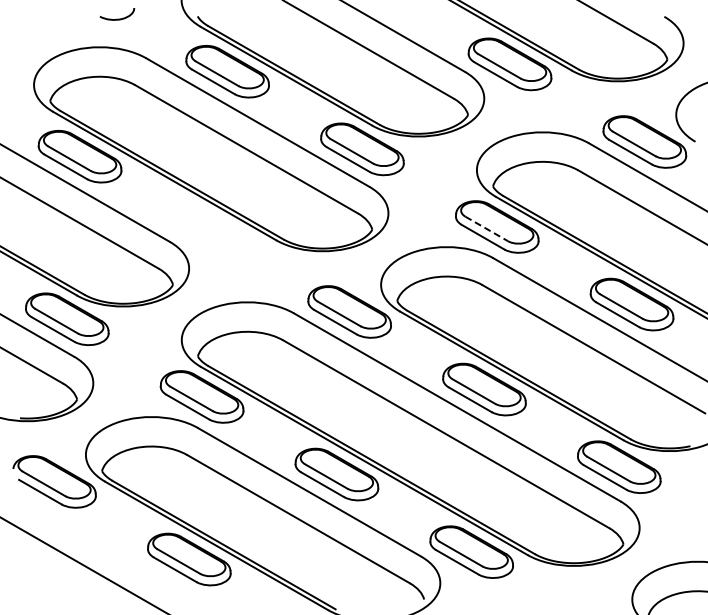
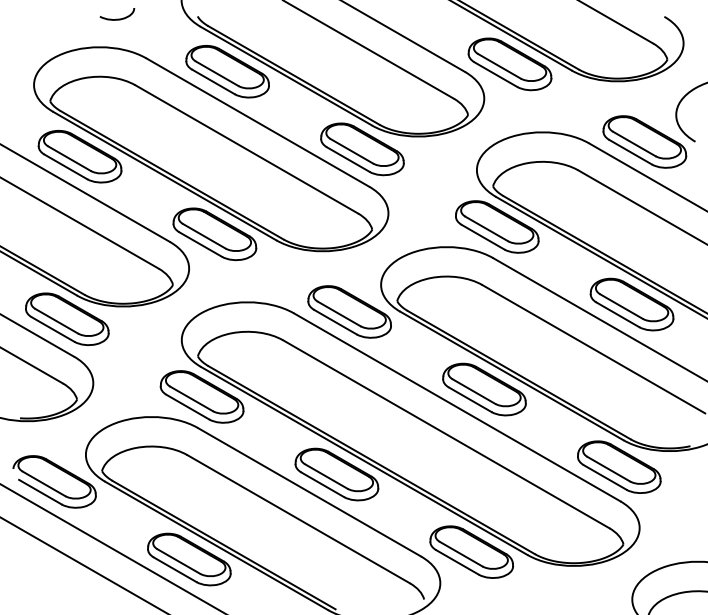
line: dashed -> solid (486, 228)
part: none -> present (214, 234)
line: none -> present (111, 548)
